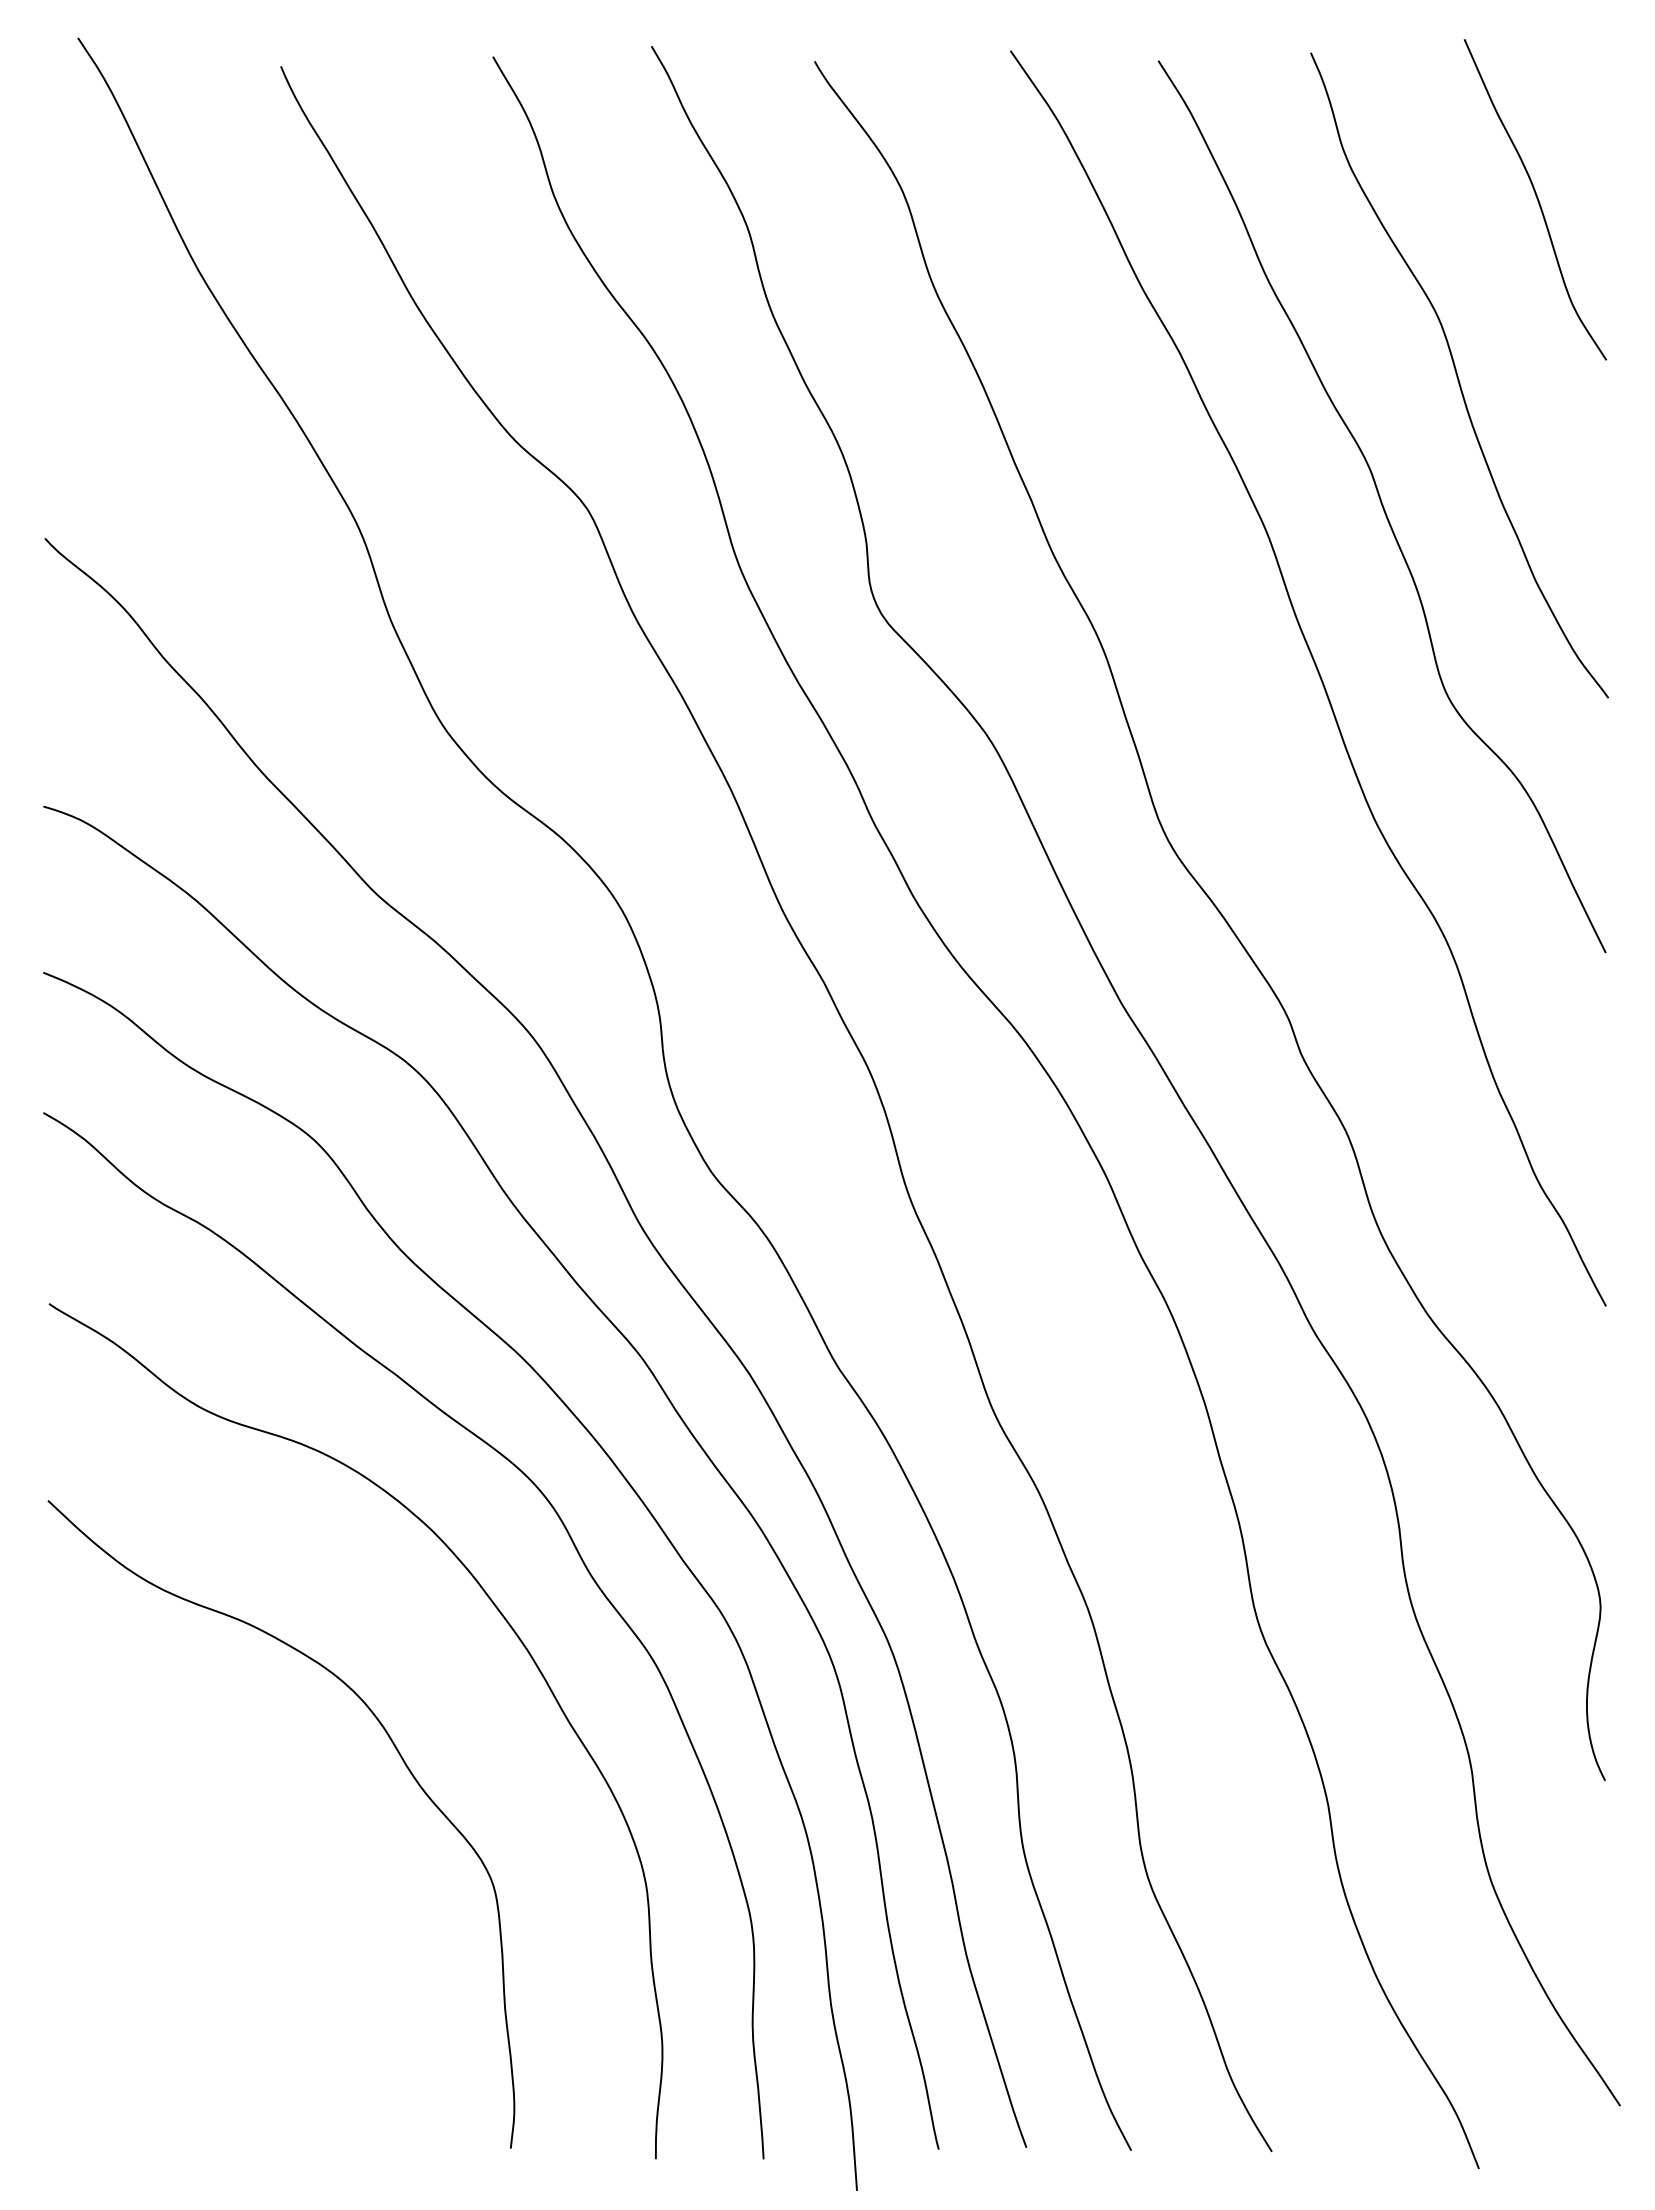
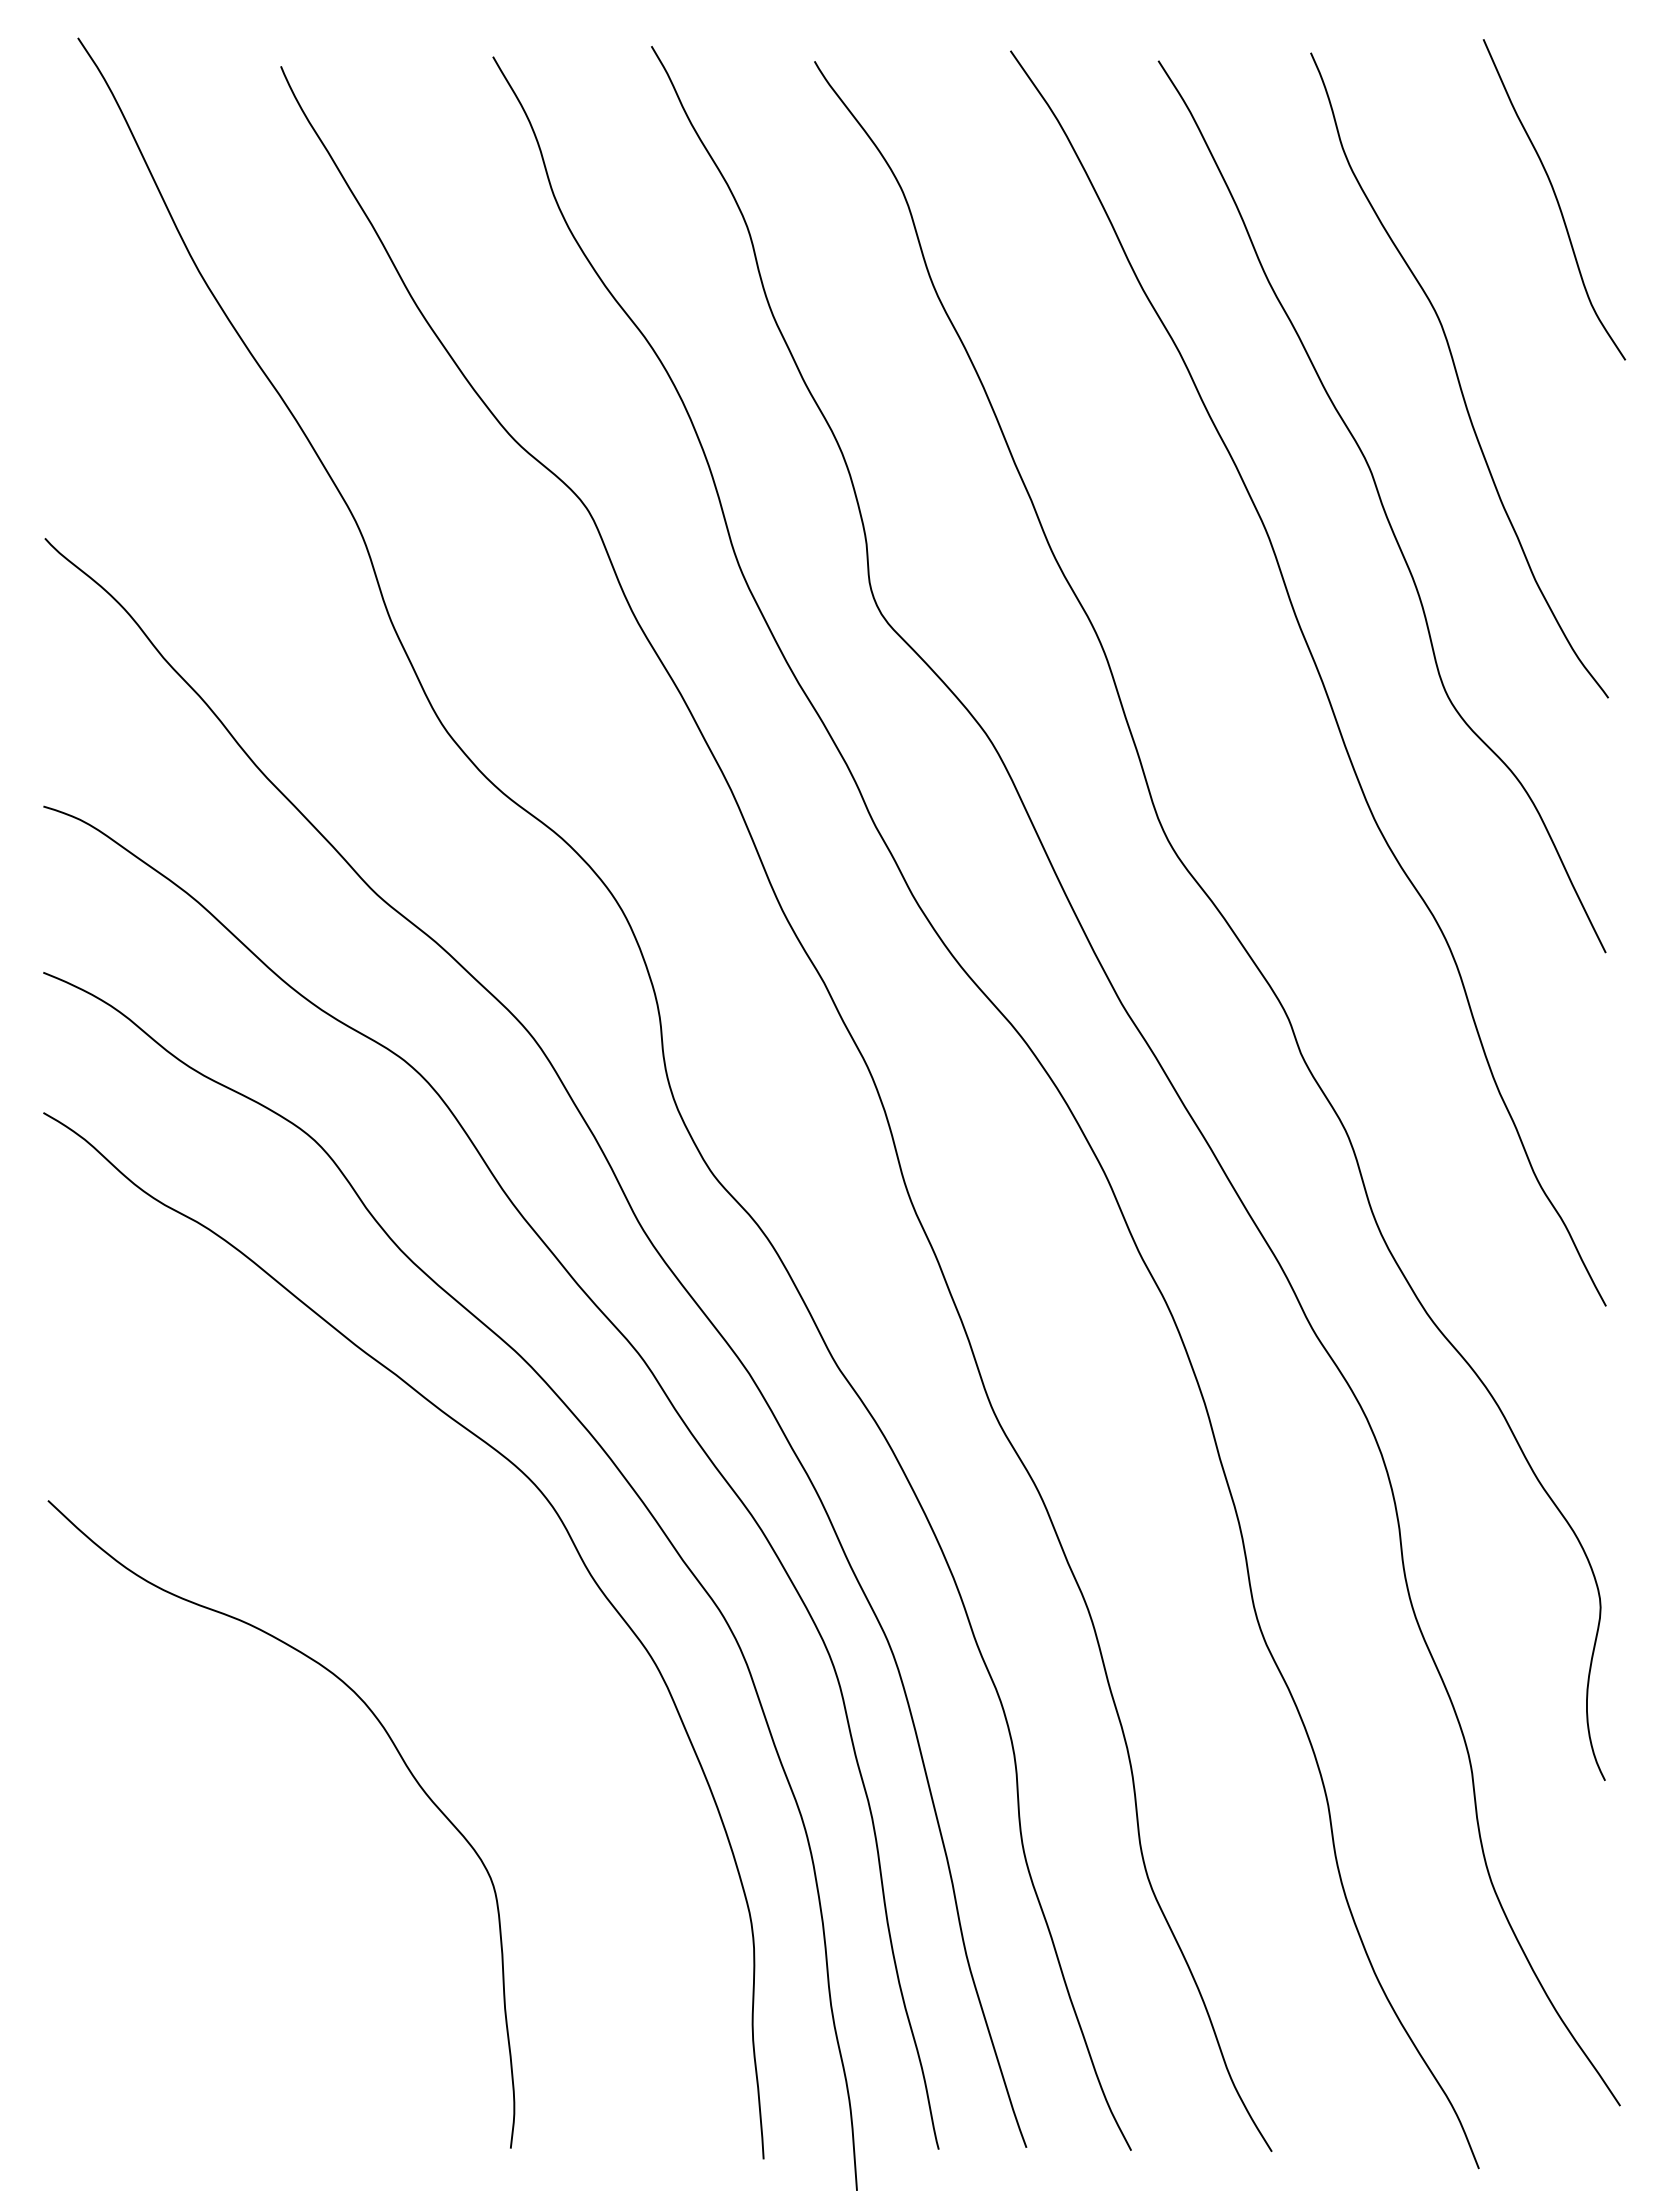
curve position: (1536, 198) -> (1555, 198) (1555, 198)
curve: present -> none (508, 1625)
